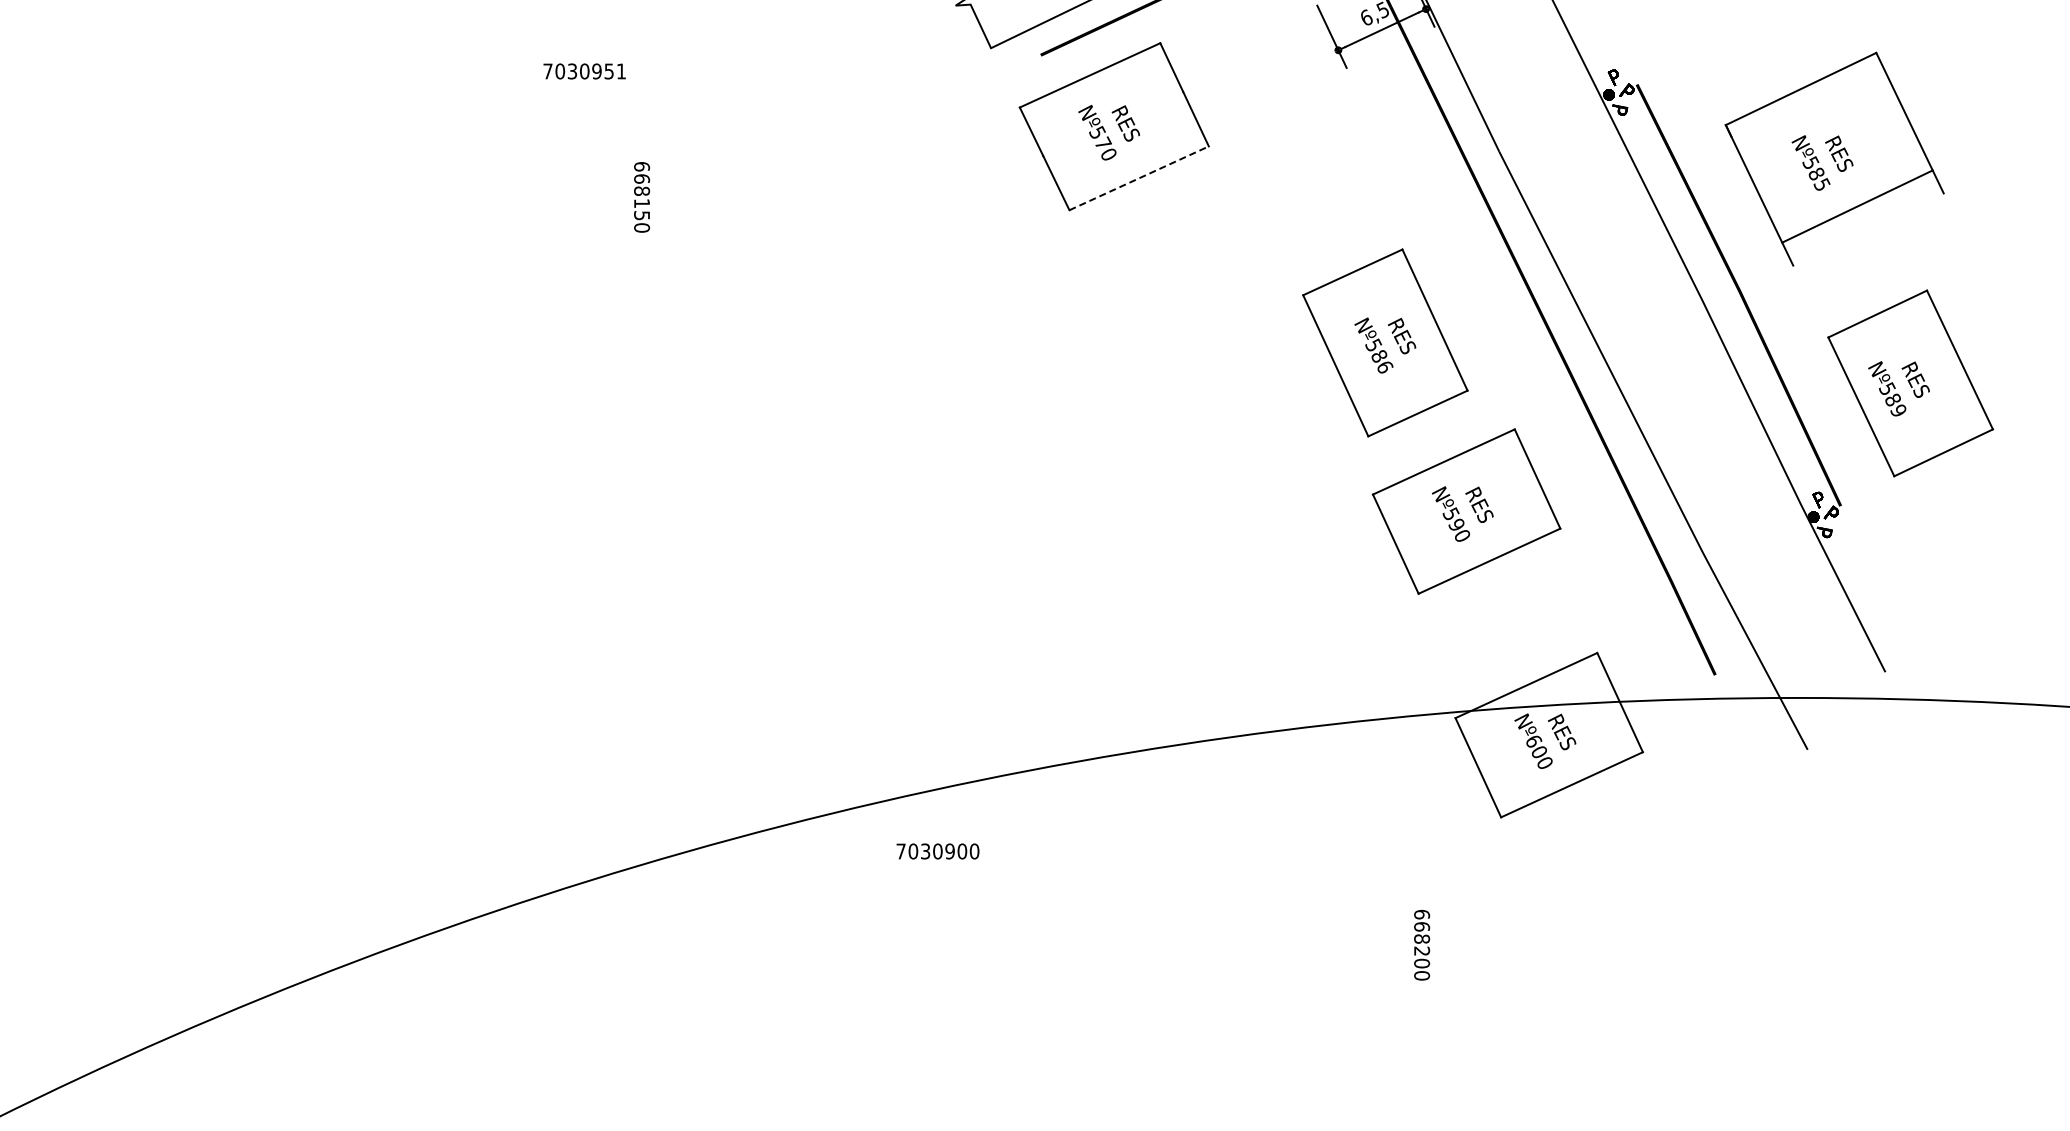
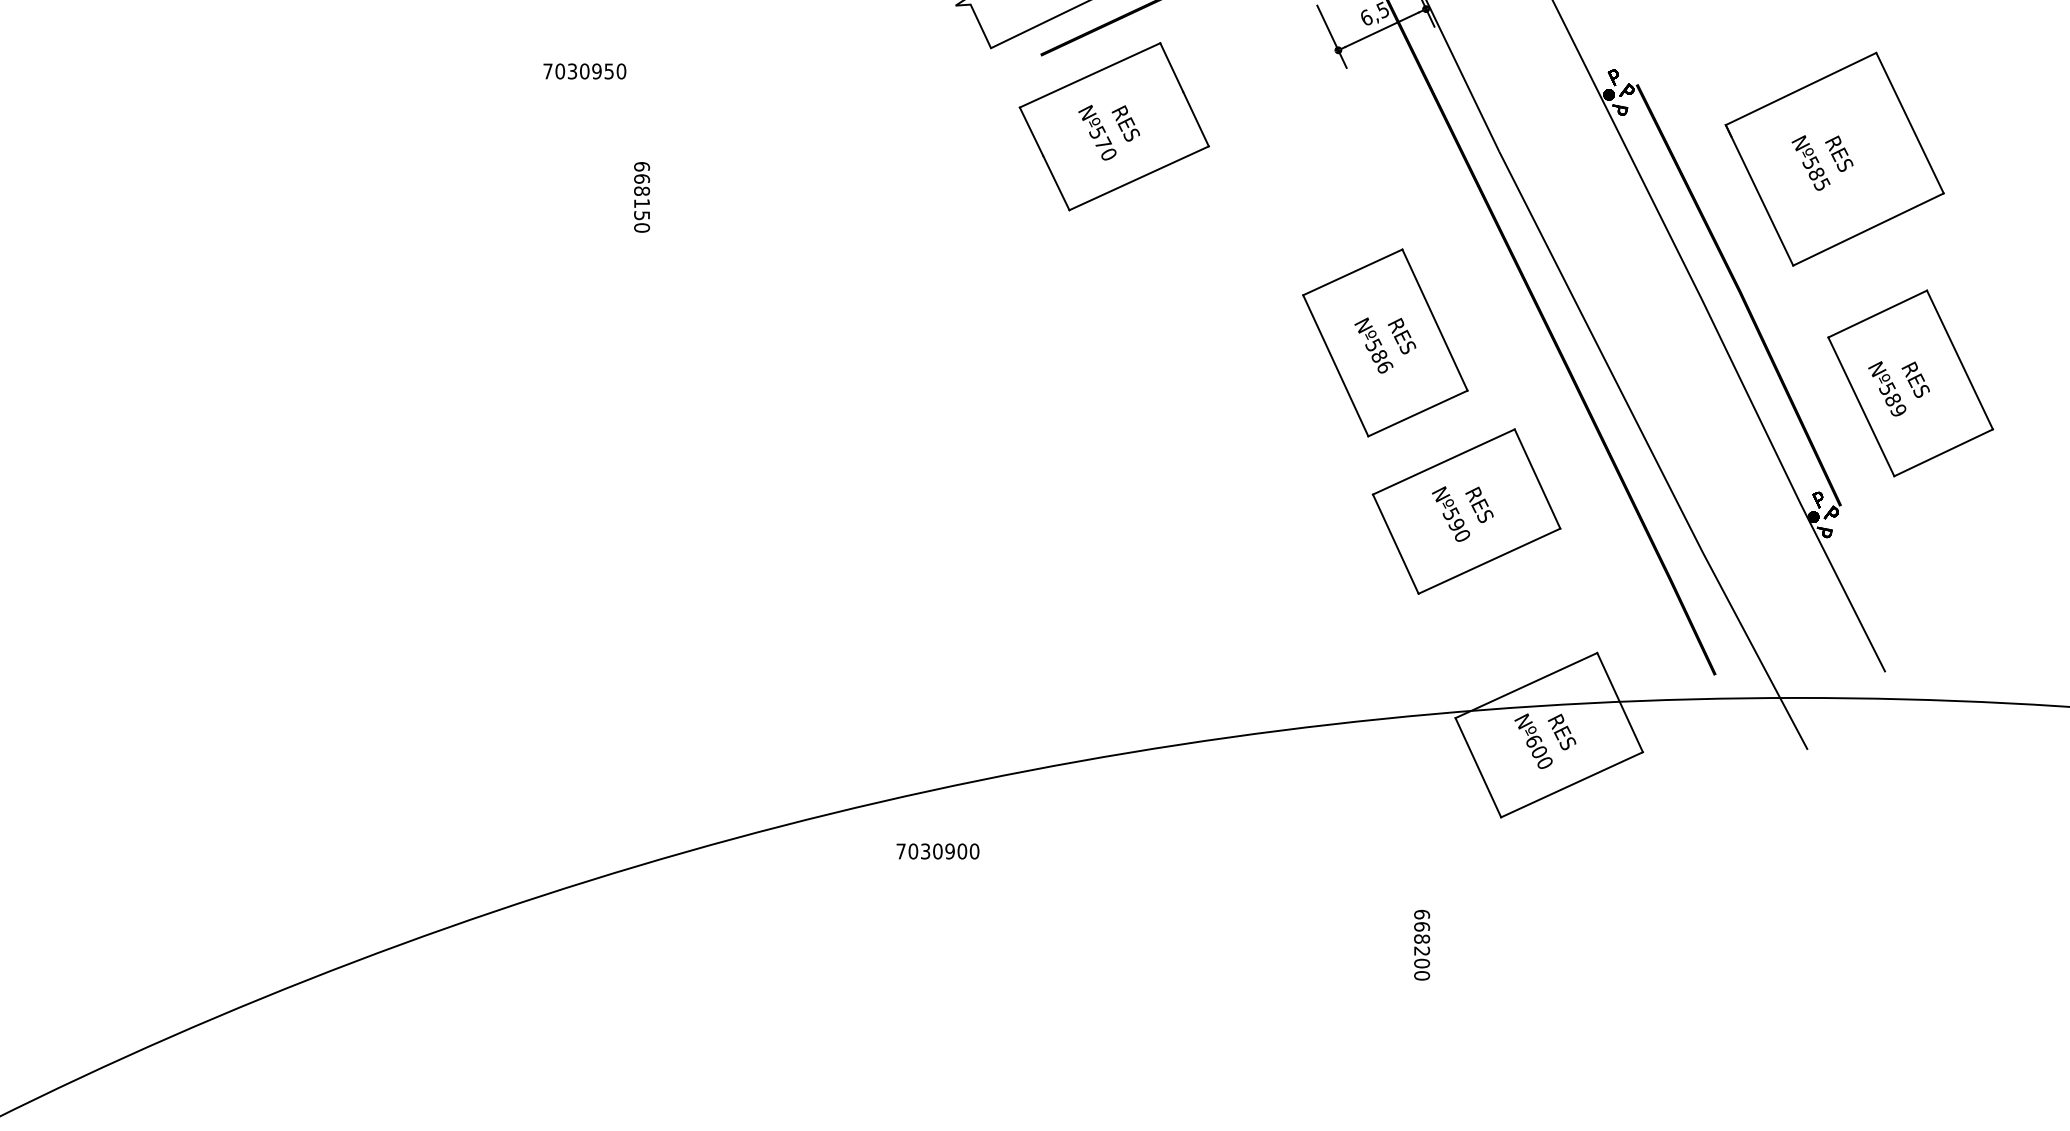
text: 7030951 -> 7030950 (621, 71)
line: dashed -> solid (1139, 178)
line position: (1857, 206) -> (1868, 229) (1868, 229)
